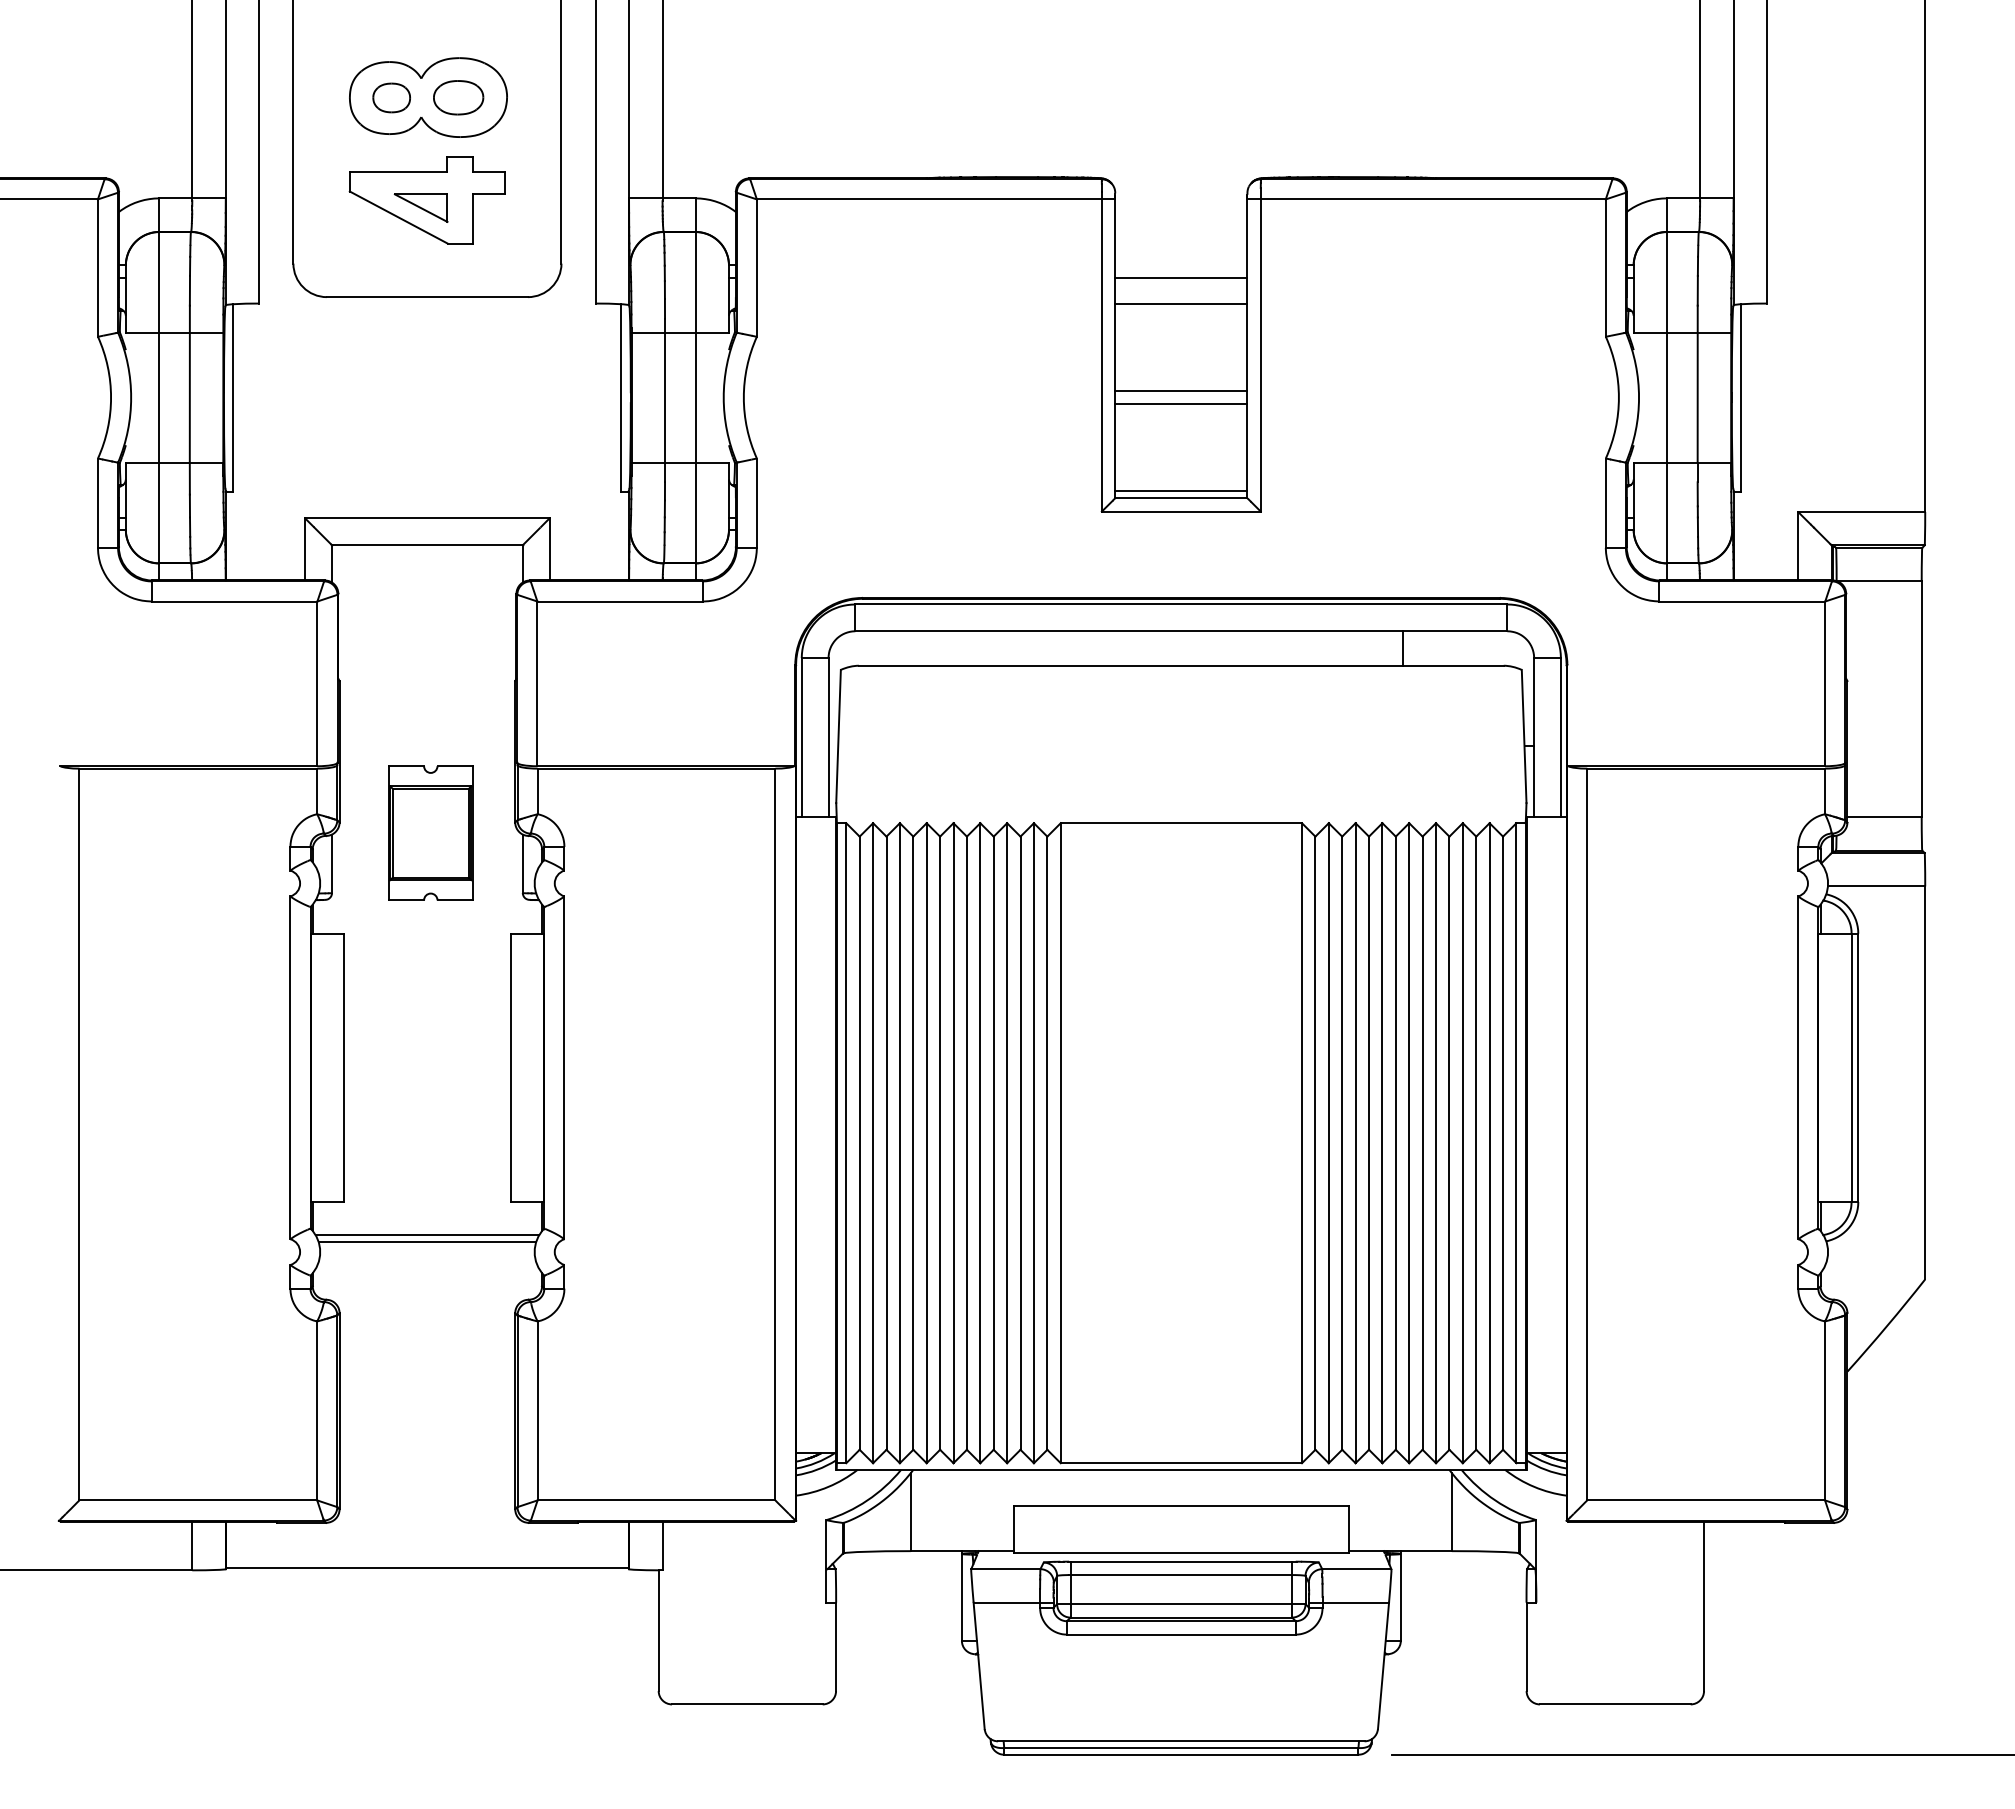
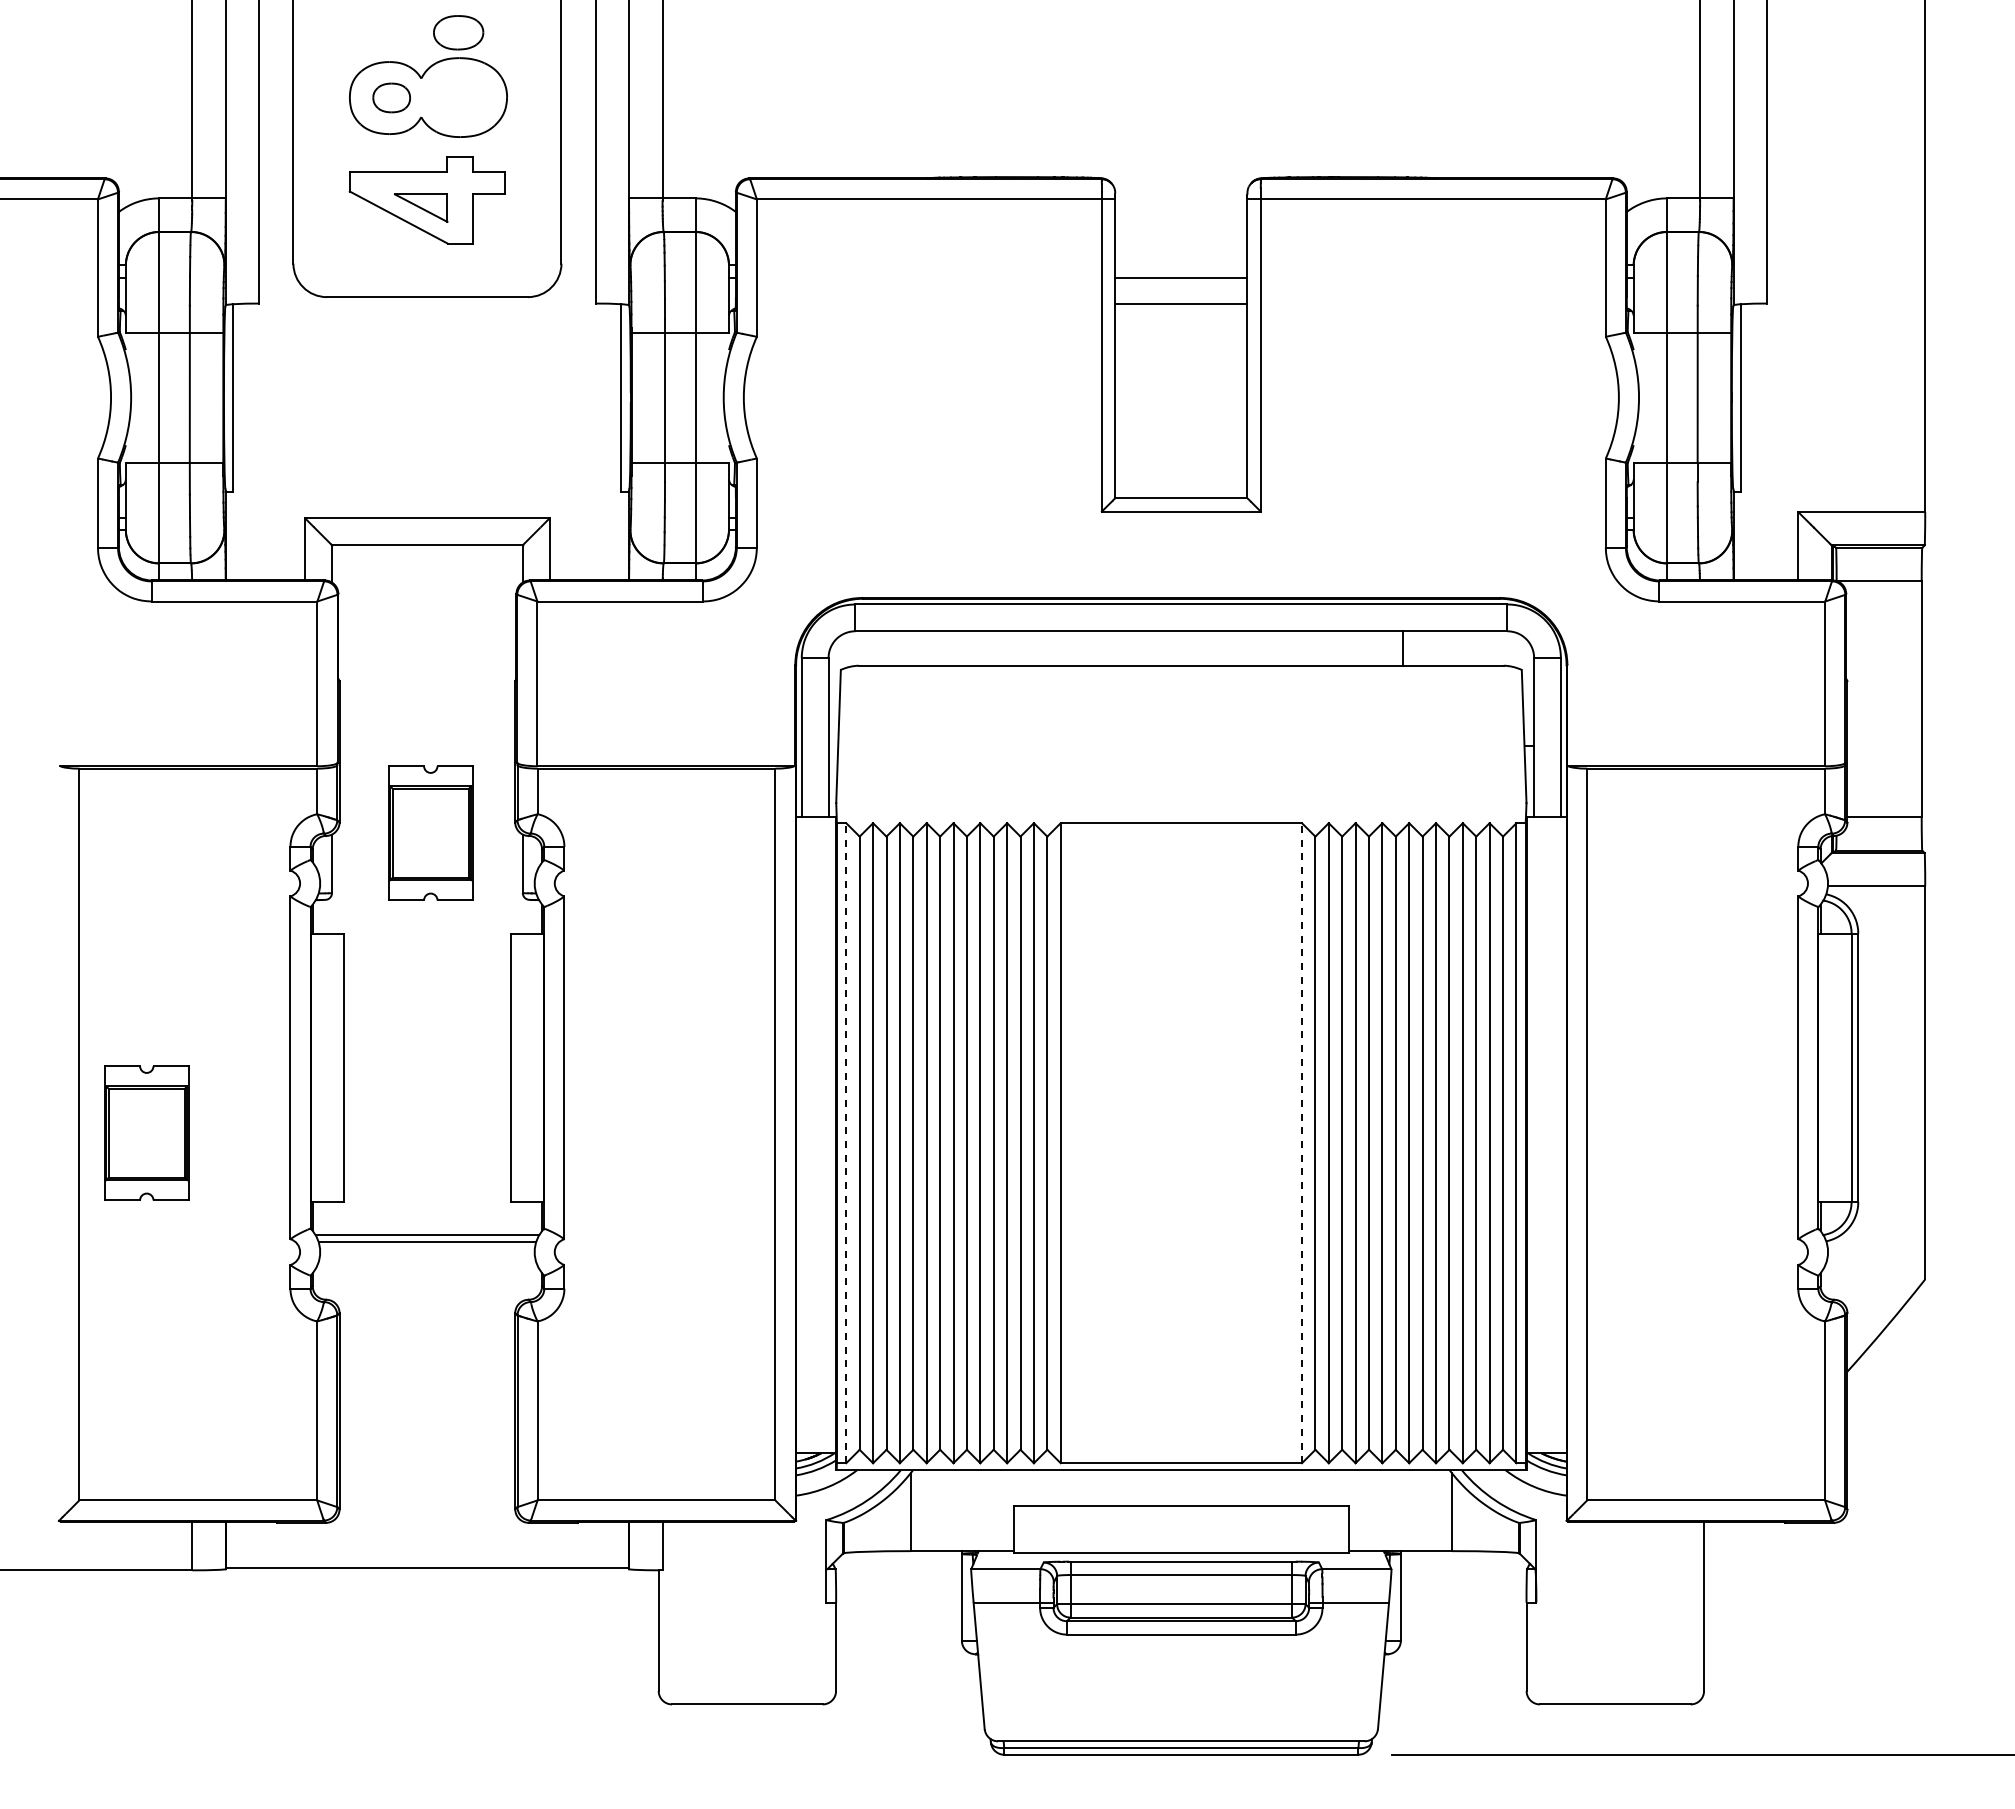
part position: (458, 97) -> (458, 32) (458, 32)
line: present -> none (1181, 391)
line: present -> none (1181, 404)
line: present -> none (1181, 491)
part: none -> present (146, 1132)
line: solid -> dashed (846, 1143)
line: solid -> dashed (1302, 1143)
